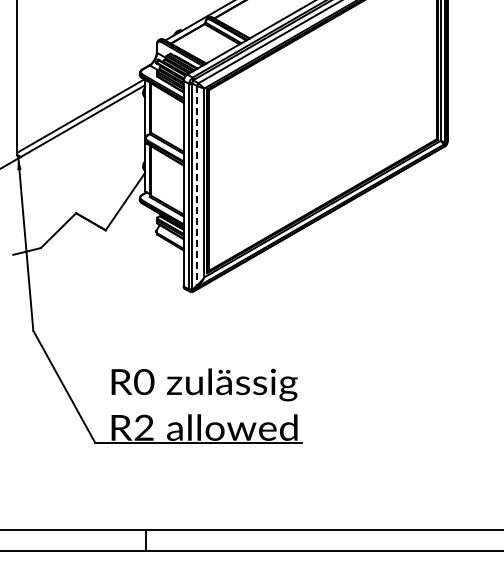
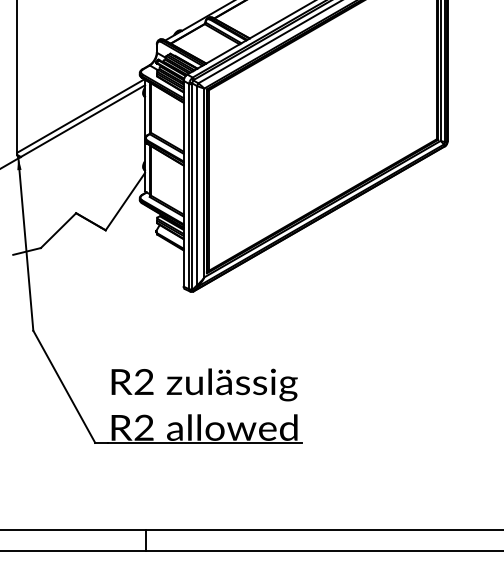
line: dashed -> solid (196, 185)
text: R0 -> R2 (144, 382)
